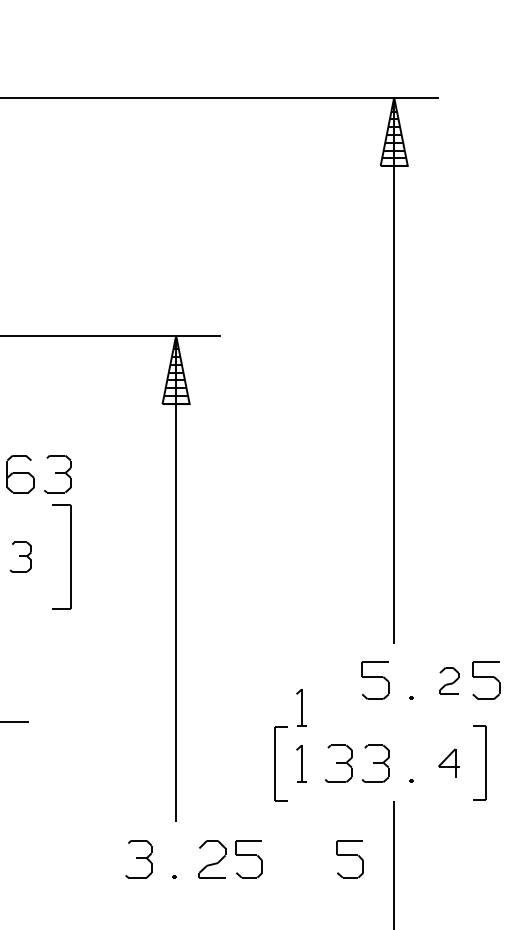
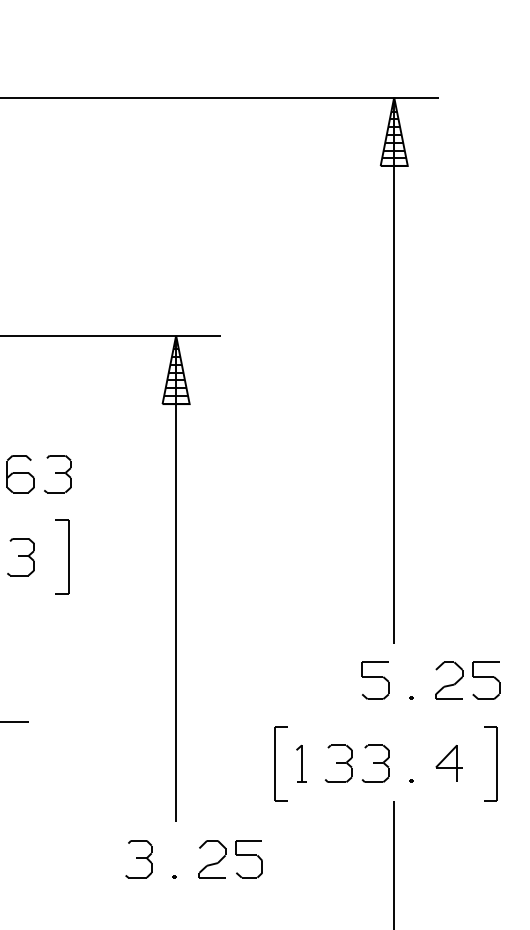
part size: 23x32 px -> 28x39 px (20, 557)
part size: 20x106 px -> 15x76 px (62, 556)
part size: 21x28 px -> 29x39 px (449, 680)
part: present -> none (301, 707)
part size: 22x30 px -> 28x37 px (448, 763)
part position: (479, 762) -> (490, 763) (490, 763)
part: present -> none (349, 859)
